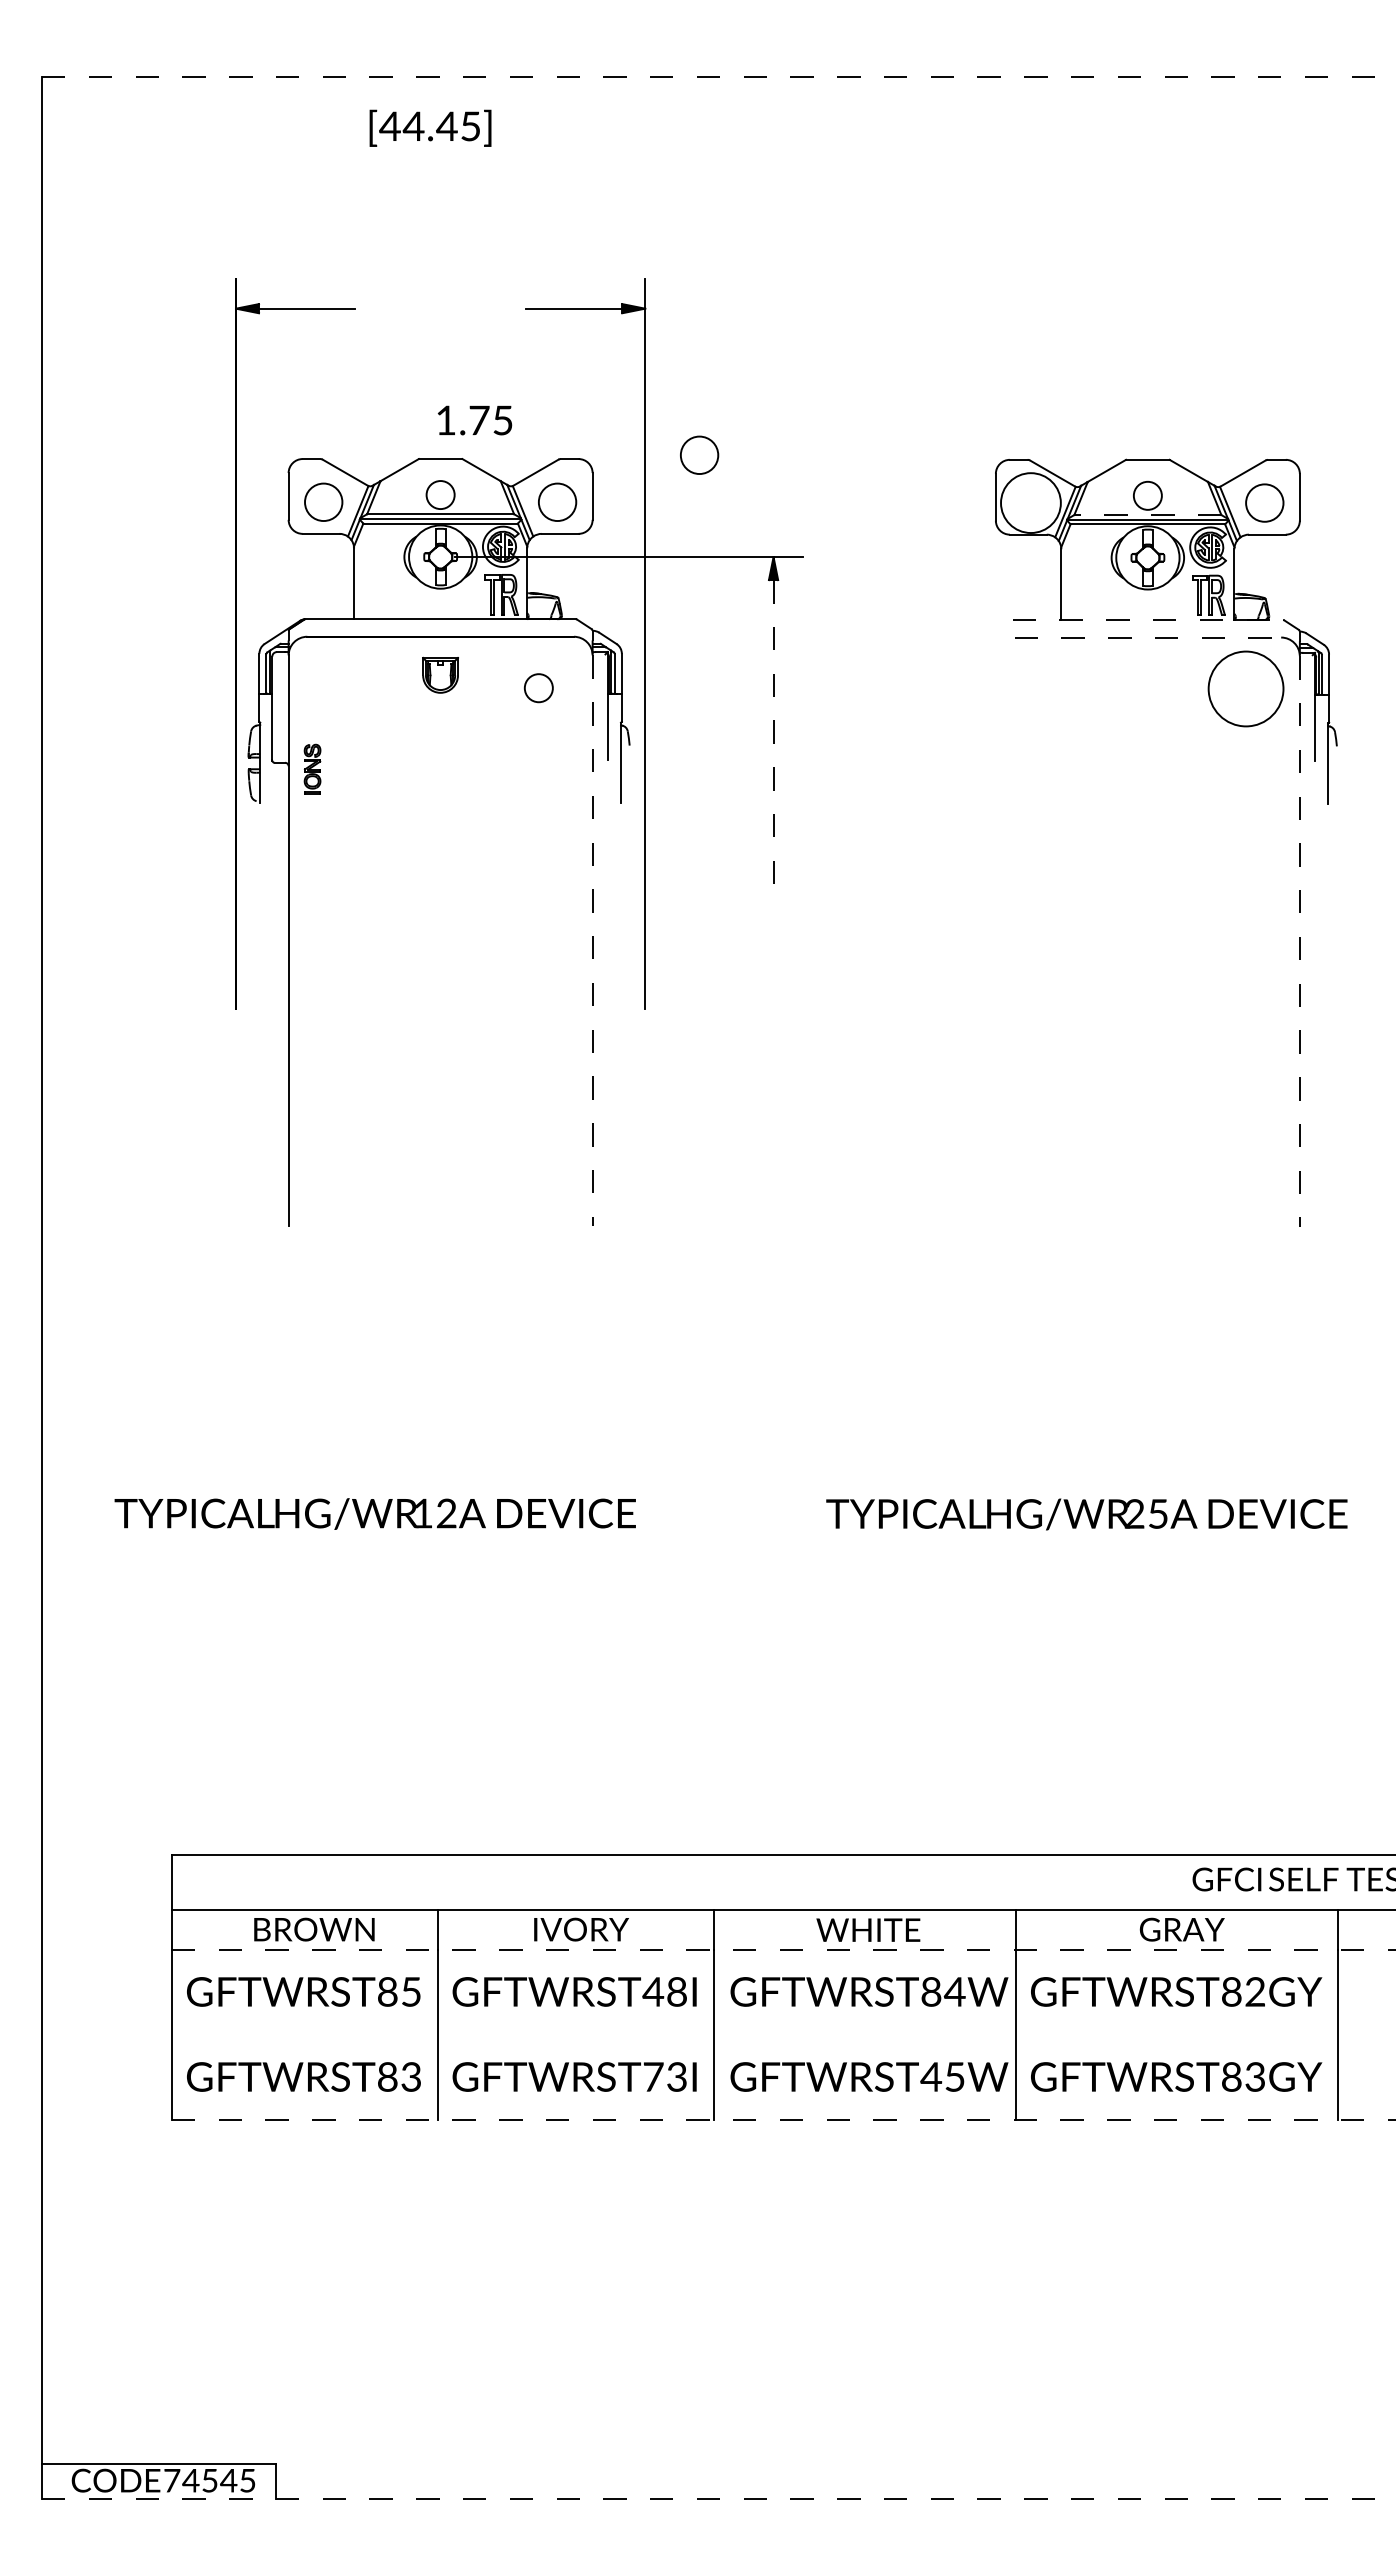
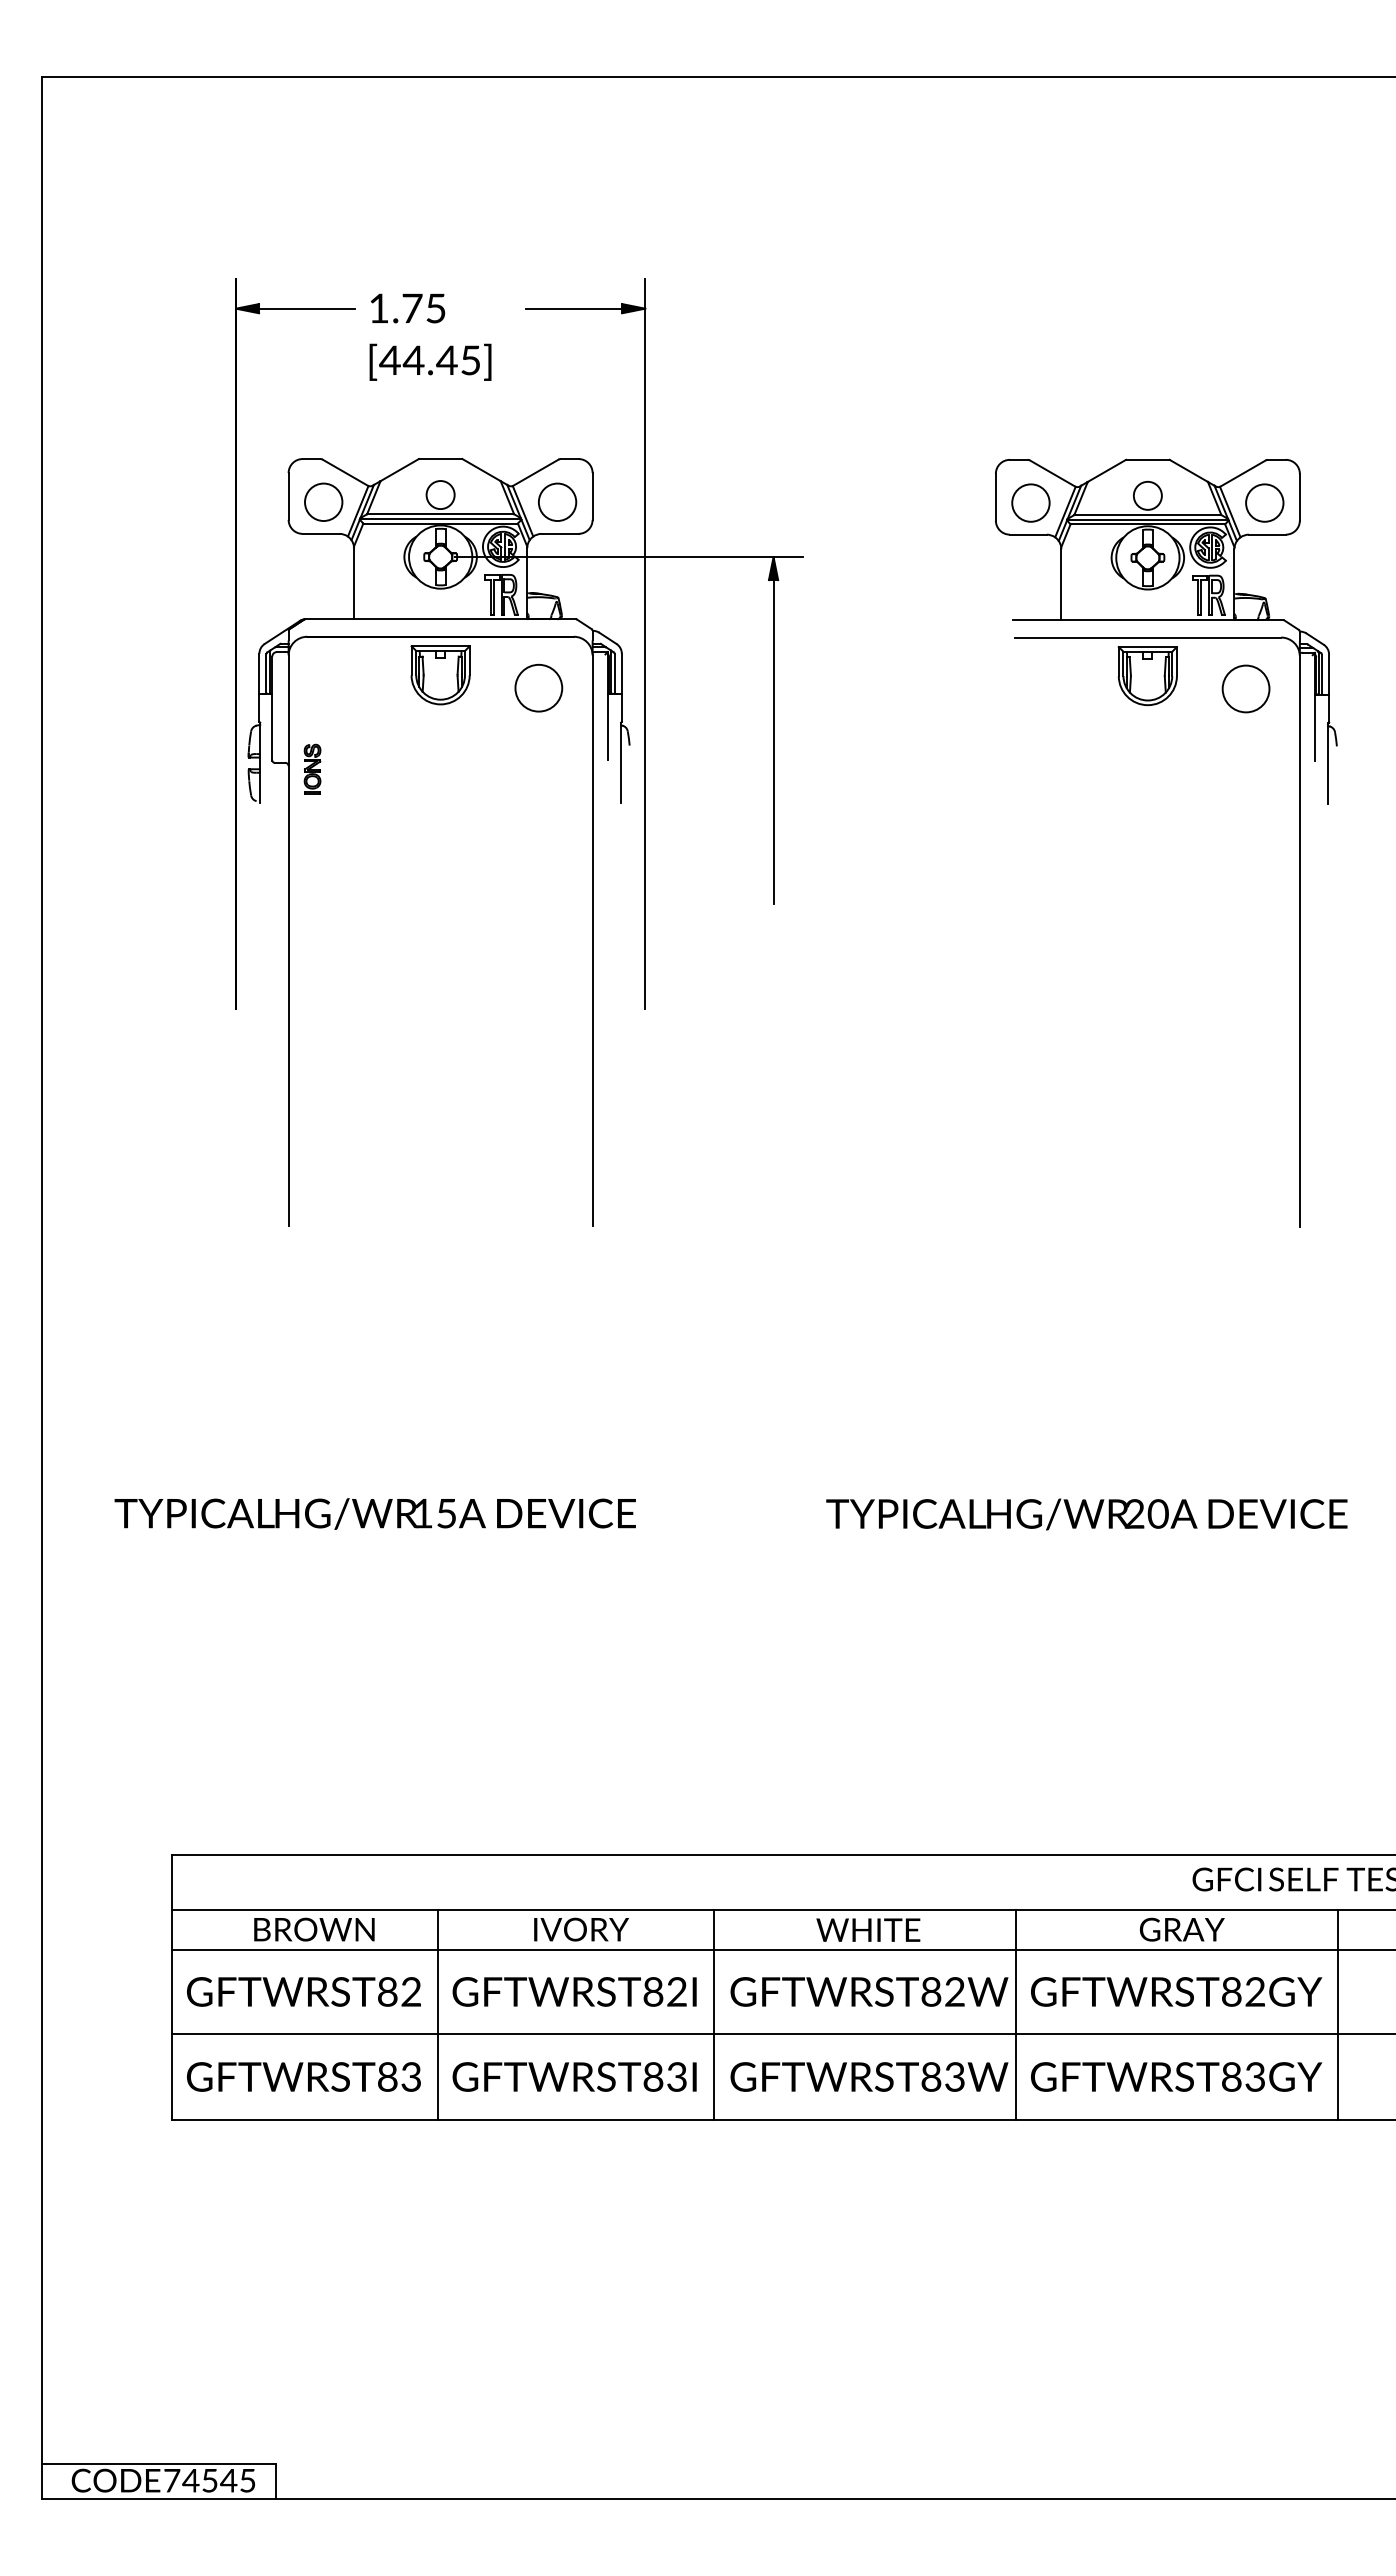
line: dashed -> solid (719, 77)
text position: (430, 127) -> (430, 361) (430, 361)
text position: (474, 420) -> (407, 308) (407, 308)
circle: present -> none (699, 454)
circle diameter: 60 px -> 37 px (1030, 502)
line: dashed -> solid (1147, 515)
line: dashed -> solid (1148, 620)
line: dashed -> solid (1148, 637)
part size: 37x38 px -> 61x61 px (440, 675)
part: none -> present (1147, 676)
circle diameter: 28 px -> 47 px (538, 687)
circle diameter: 75 px -> 47 px (1245, 688)
line: dashed -> solid (773, 741)
line: dashed -> solid (592, 941)
line: dashed -> solid (1299, 942)
text: 12A -> 15A (446, 1513)
text: 25A -> 20A (1157, 1513)
line: dashed -> solid (783, 1950)
text: GFTWRST85 -> GFTWRST82 (410, 1991)
text: GFTWRST48I -> GFTWRST82I (664, 1991)
text: GFTWRST84W -> GFTWRST82W (954, 1991)
line: none -> present (781, 2034)
text: GFTWRST73I -> GFTWRST83I (653, 2076)
text: GFTWRST45W -> GFTWRST83W (942, 2076)
line: dashed -> solid (783, 2120)
line: dashed -> solid (719, 2498)
